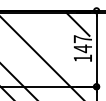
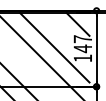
line: none -> present (54, 47)
